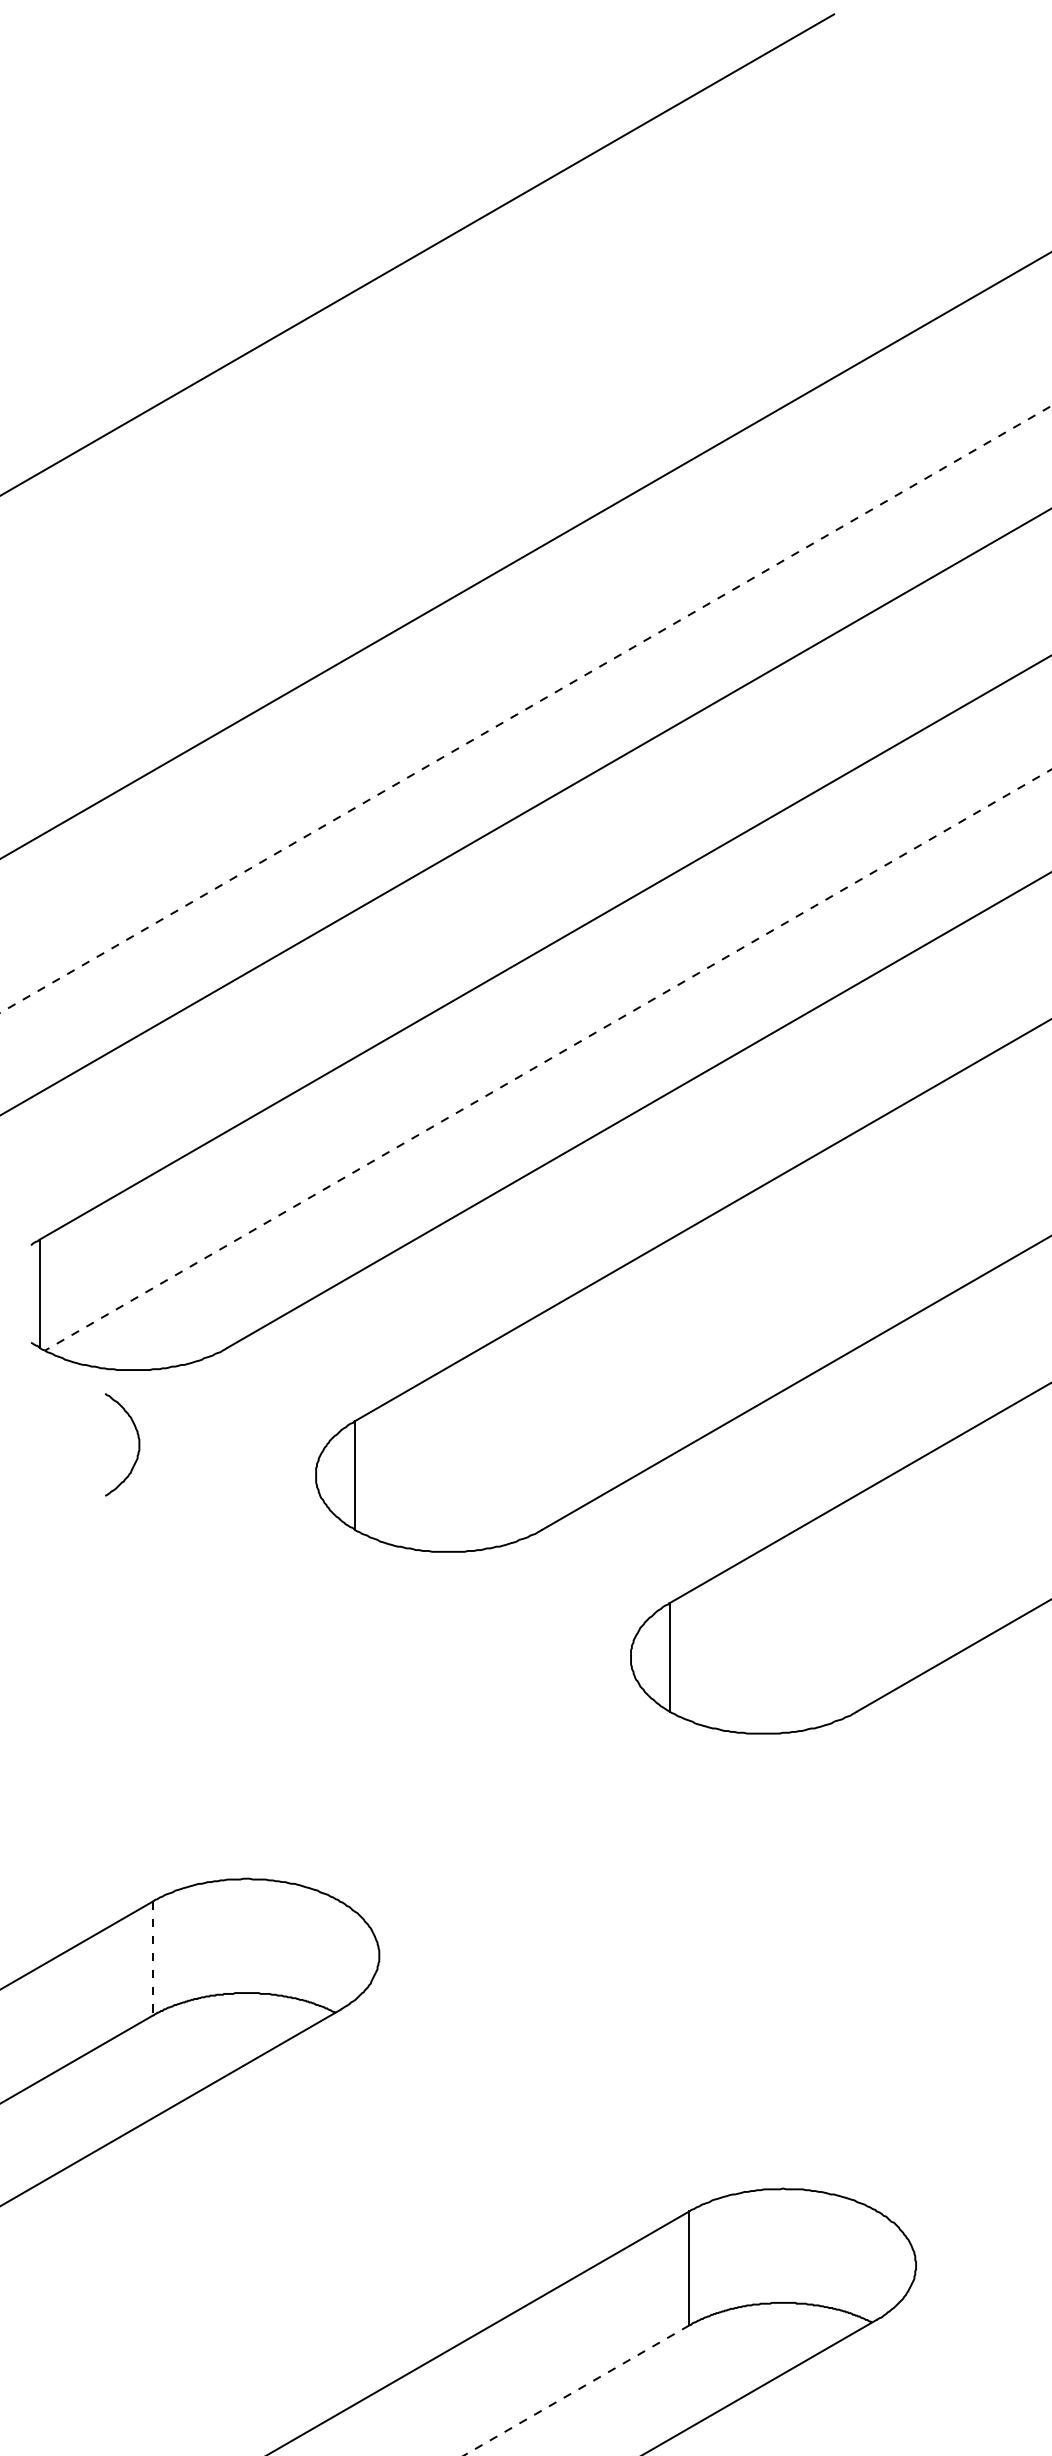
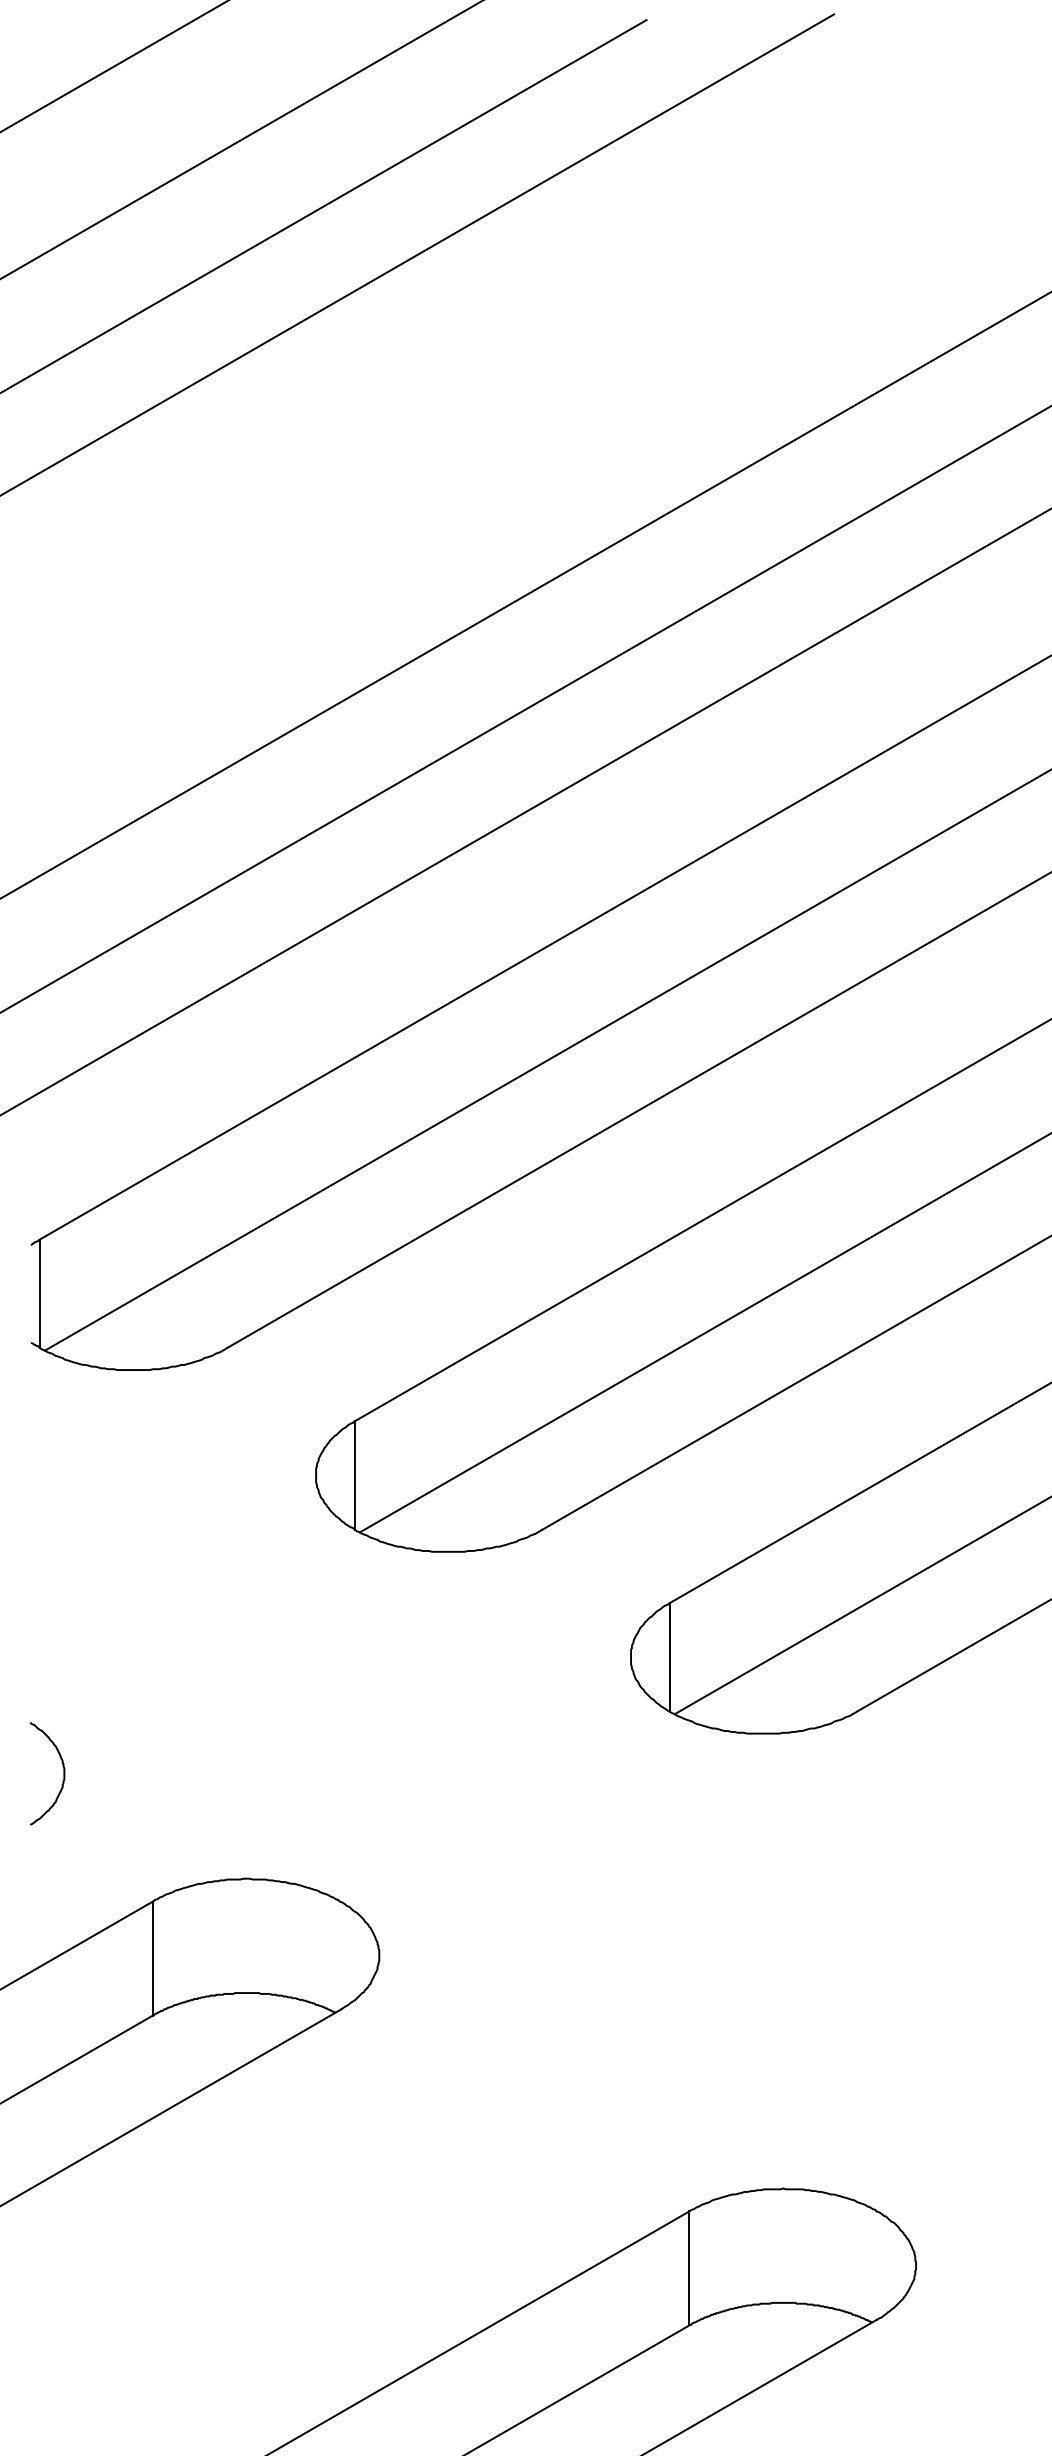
line: none -> present (113, 66)
line: none -> present (241, 139)
line: none -> present (324, 205)
line position: (525, 555) -> (525, 595) (525, 595)
line: dashed -> solid (525, 709)
line: dashed -> solid (548, 1060)
line: none -> present (703, 1333)
curve position: (138, 1444) -> (63, 1773) (63, 1773)
line: none -> present (861, 1606)
line: dashed -> solid (152, 1959)
line: dashed -> solid (575, 2390)
